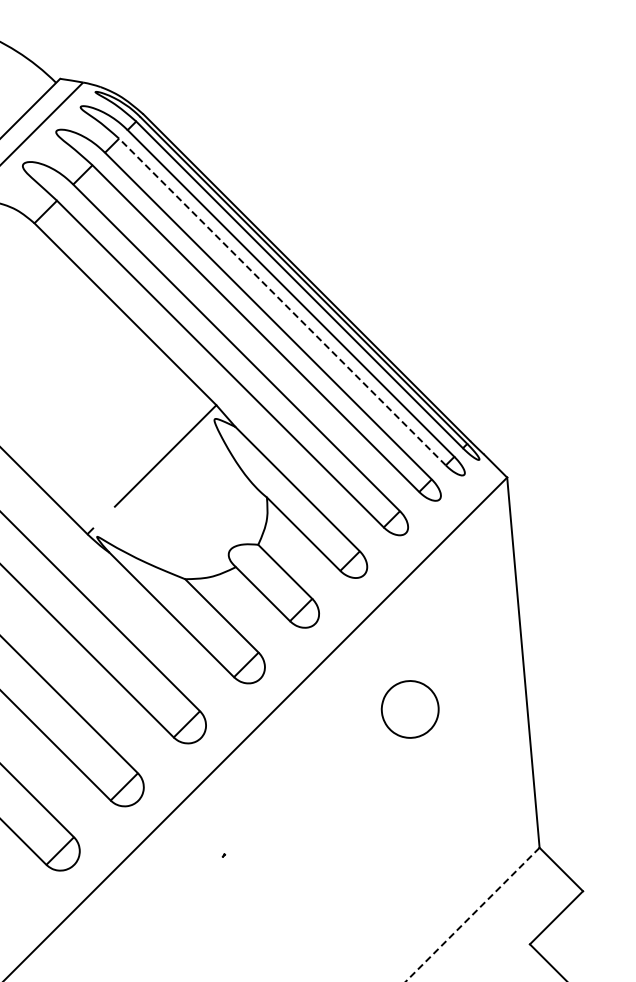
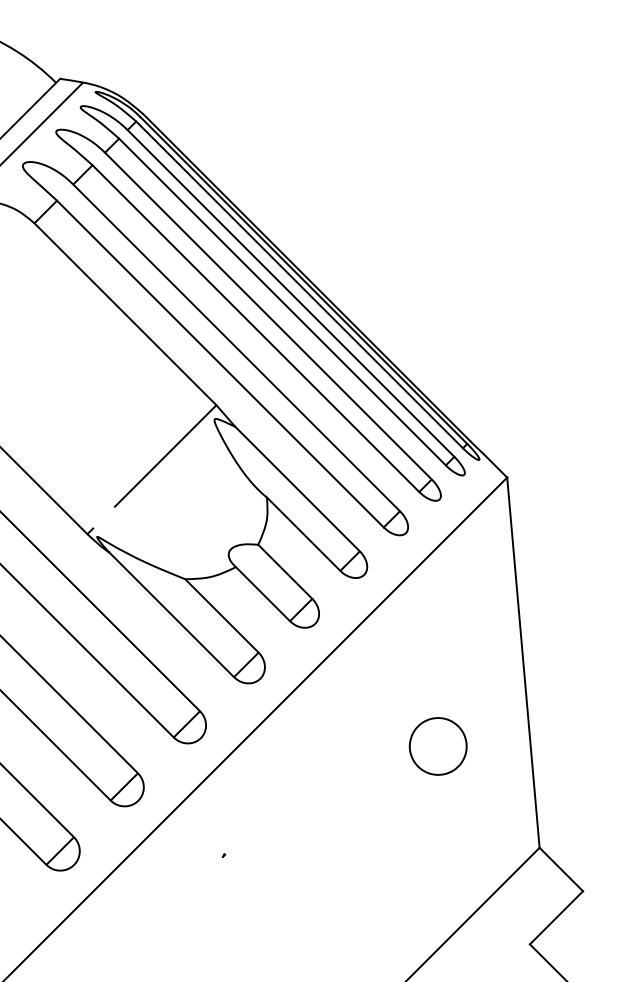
line: dashed -> solid (282, 301)
part position: (409, 709) -> (437, 746) (437, 746)
line: dashed -> solid (472, 914)
